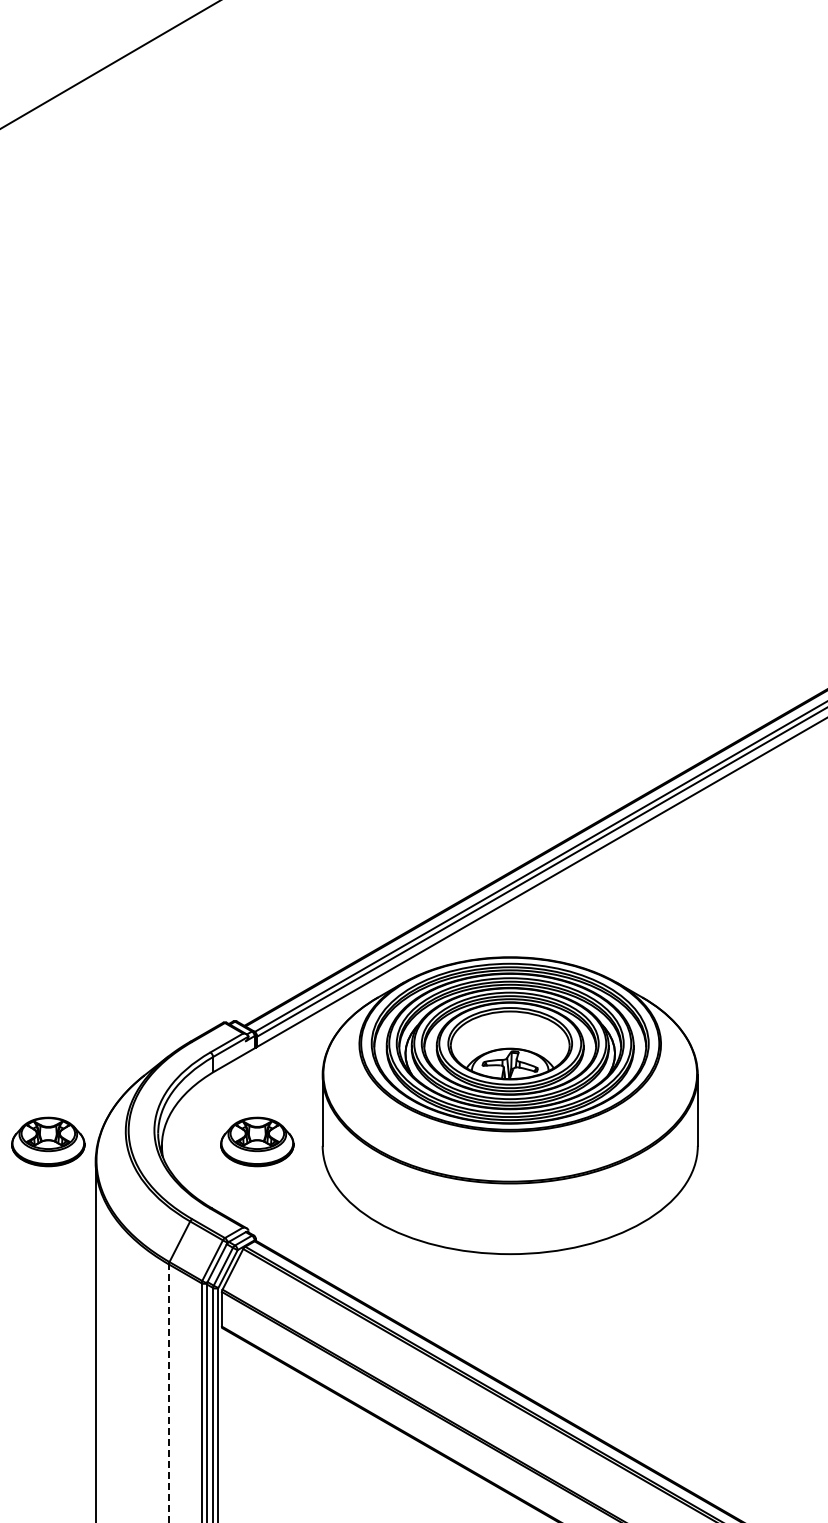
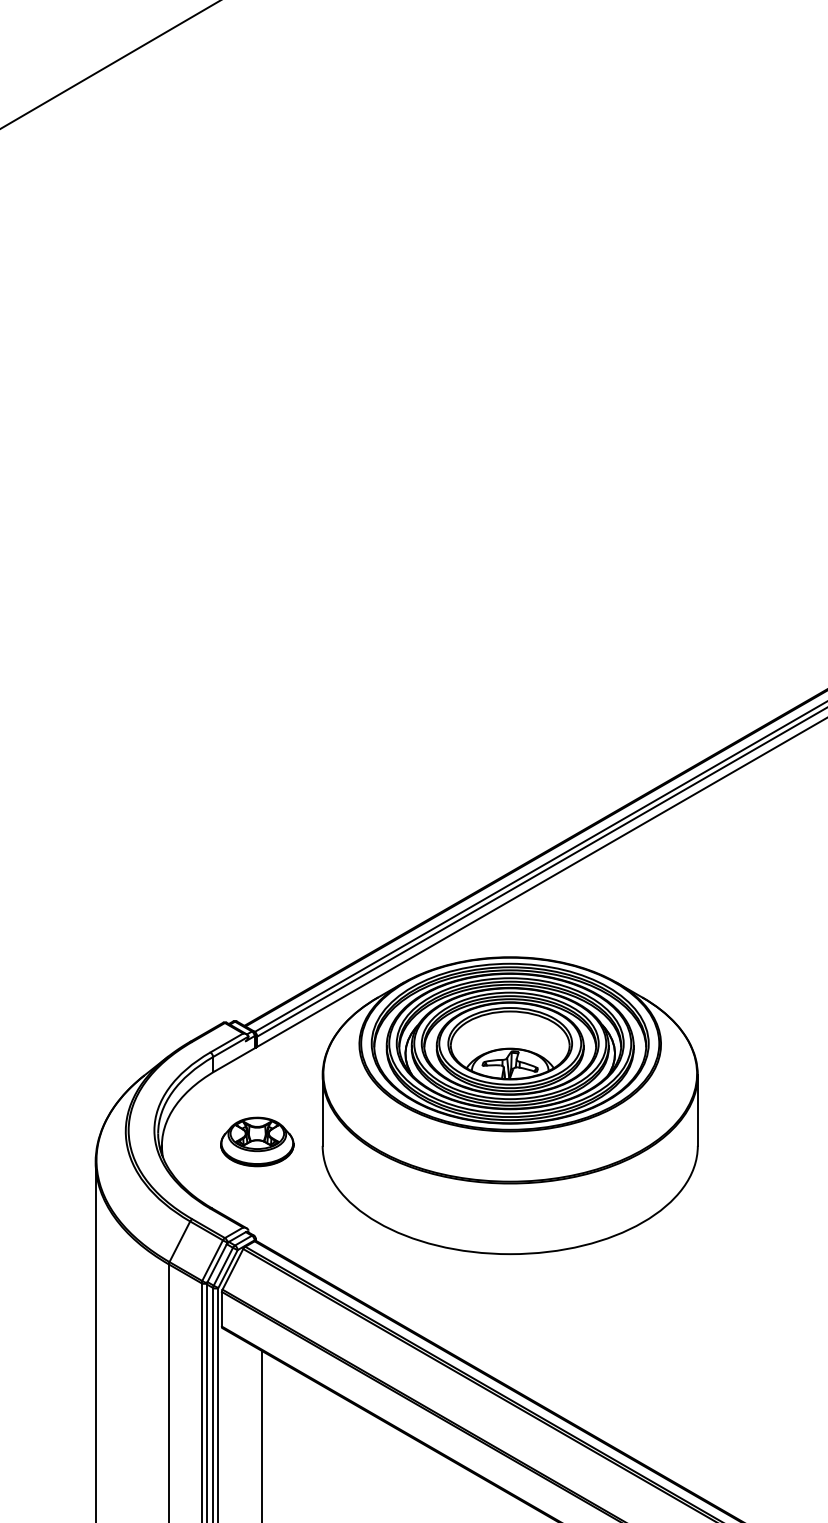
part: present -> none (48, 1141)
line: dashed -> solid (168, 1393)
line: none -> present (261, 1434)
